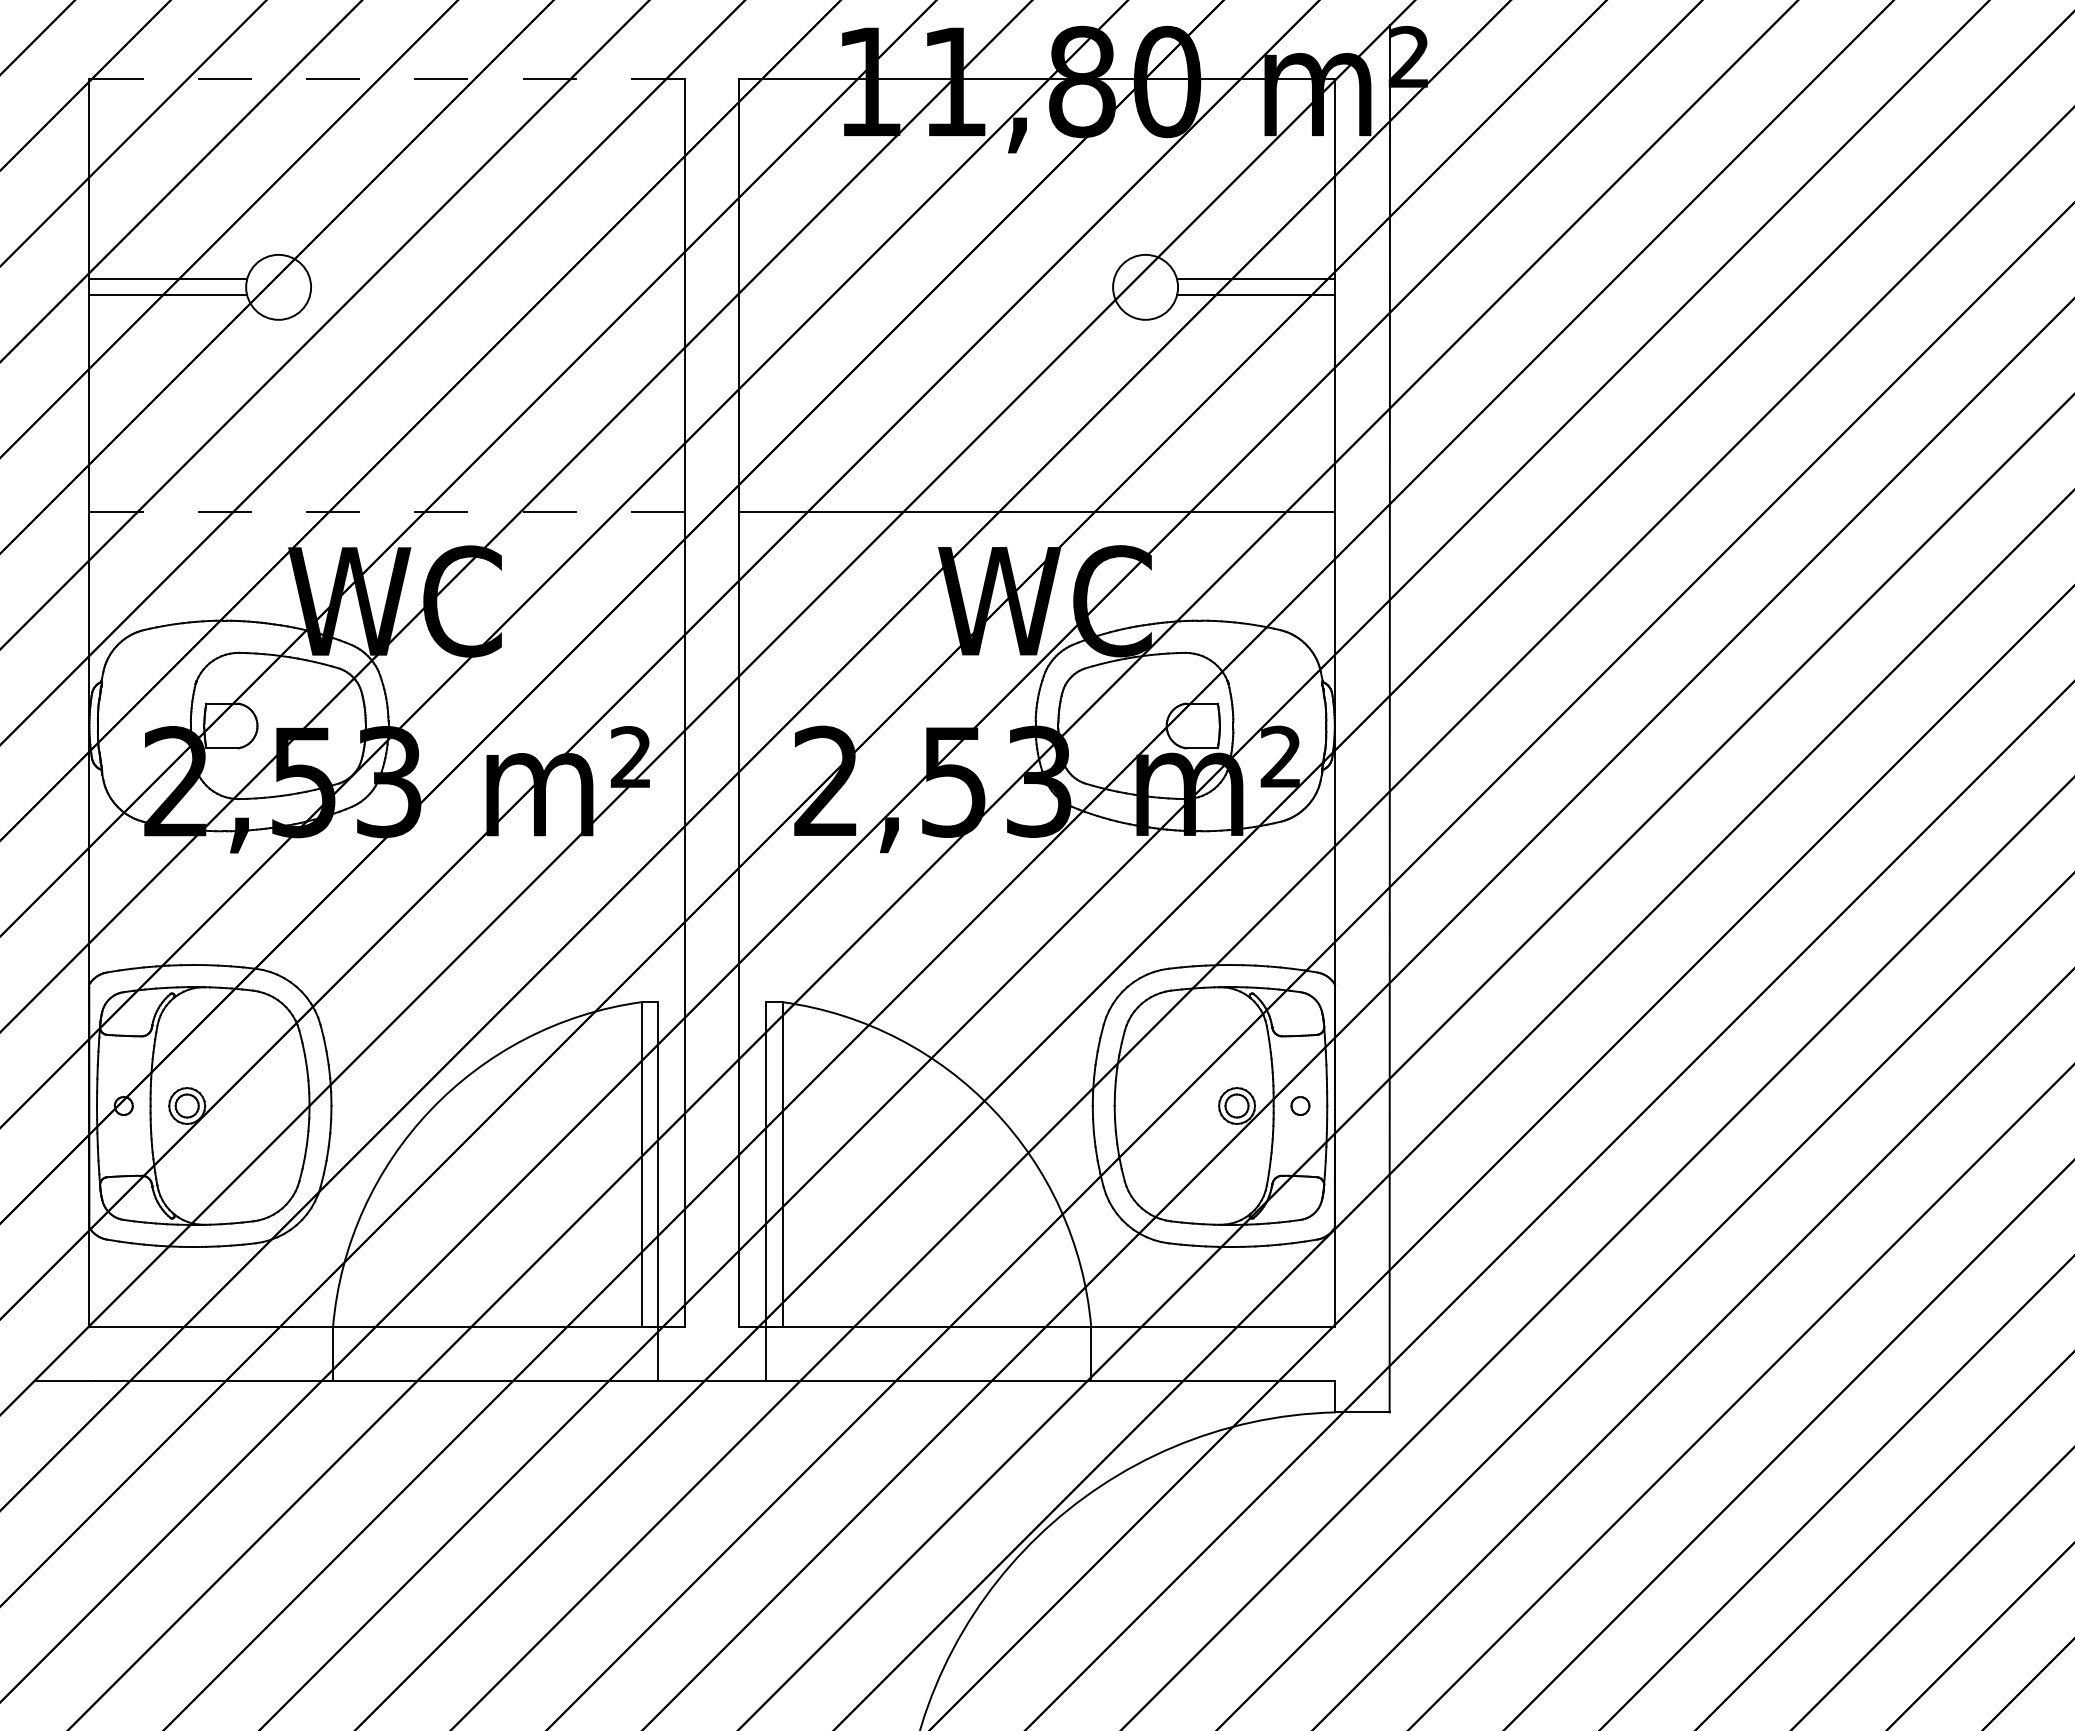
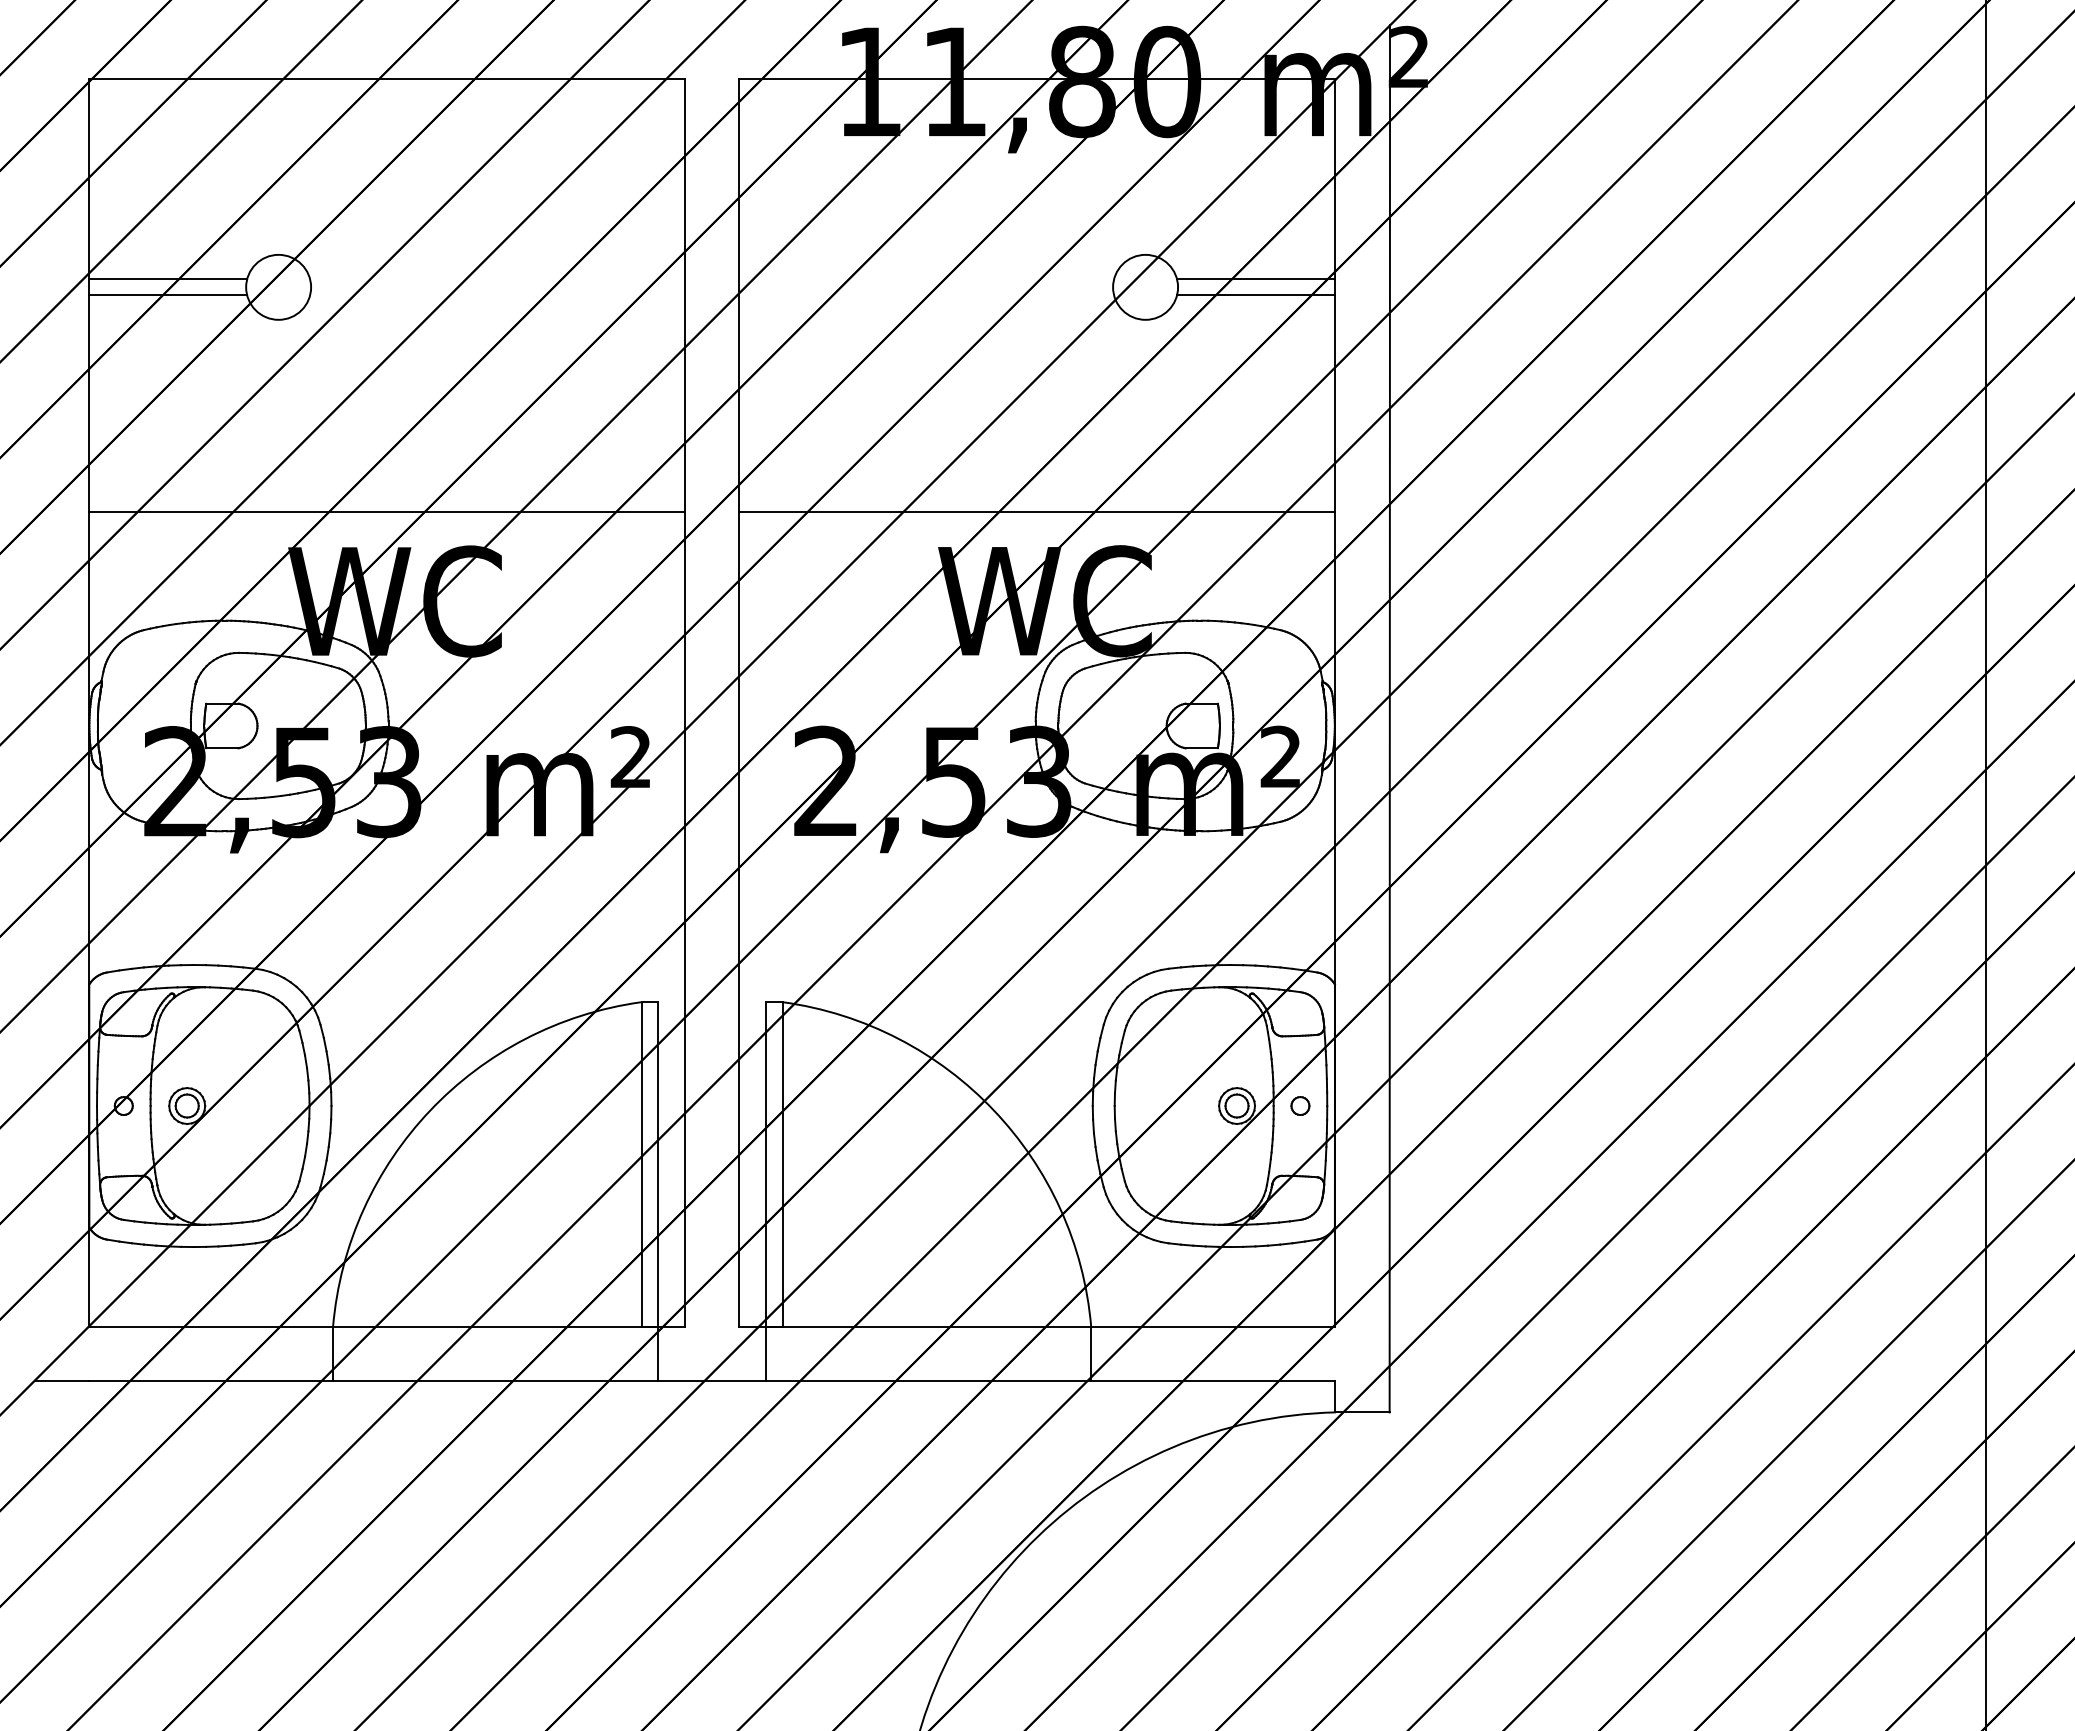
line: dashed -> solid (387, 78)
line: dashed -> solid (387, 512)
line: none -> present (1985, 864)
